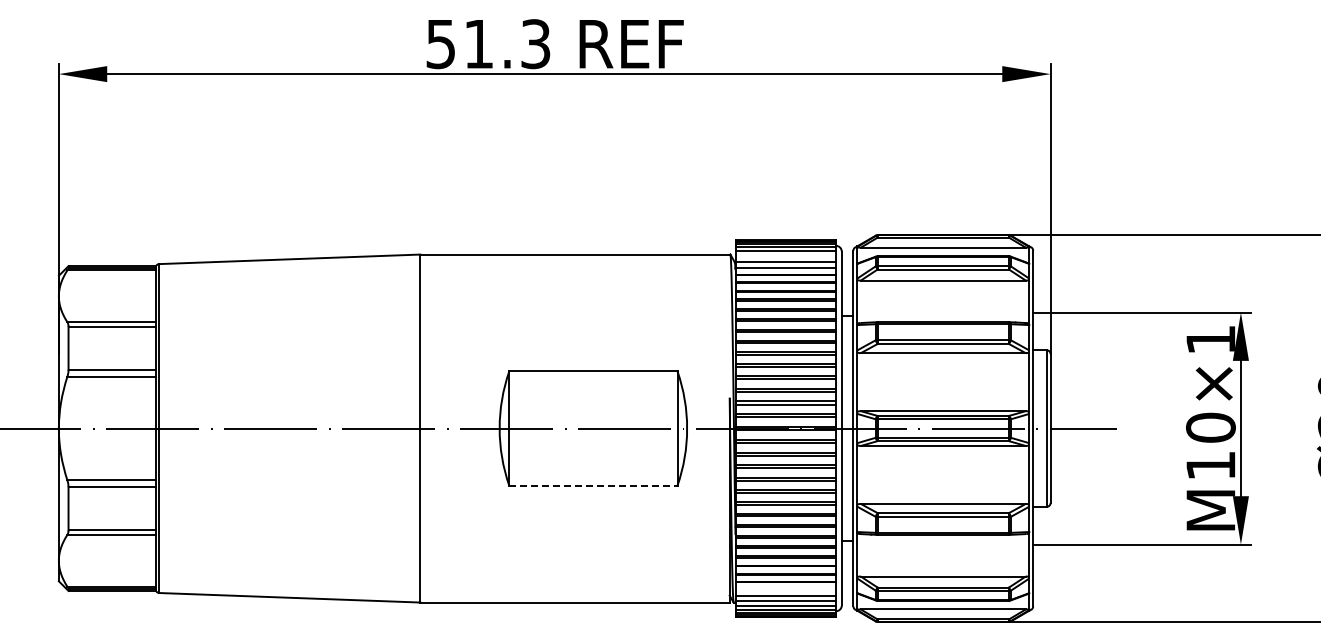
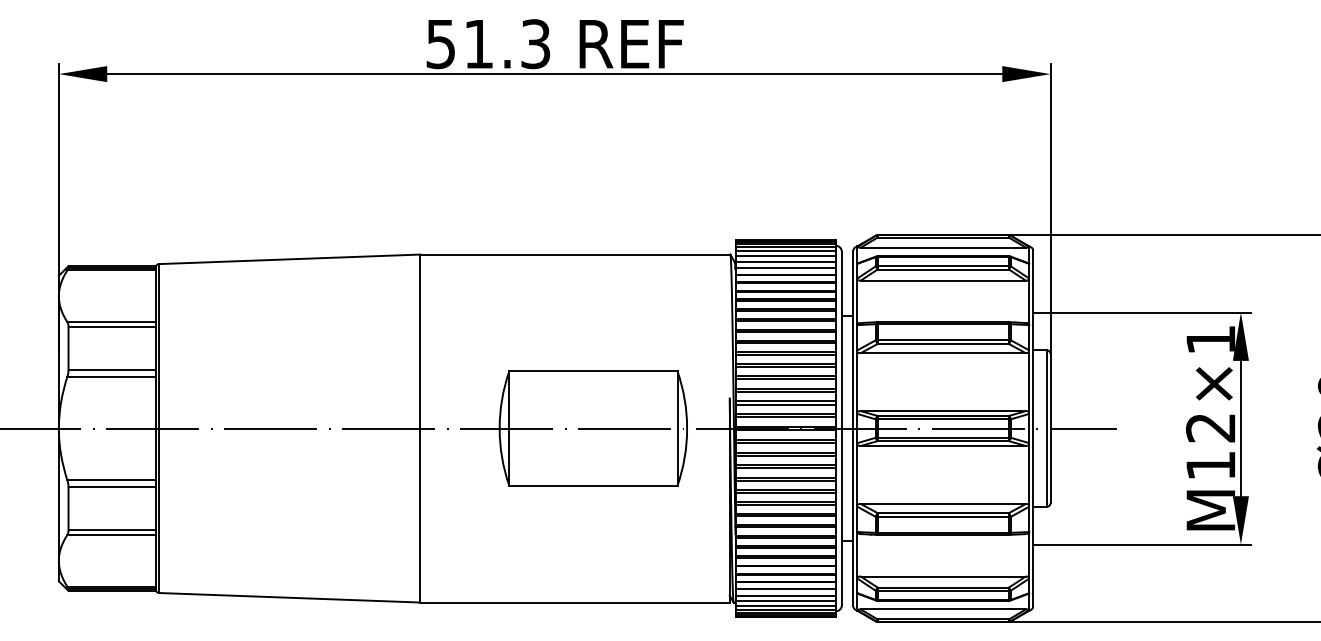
line: none -> present (785, 255)
text: M10×1 -> M12×1 (1210, 427)
line: dashed -> solid (593, 485)
line: none -> present (785, 589)
